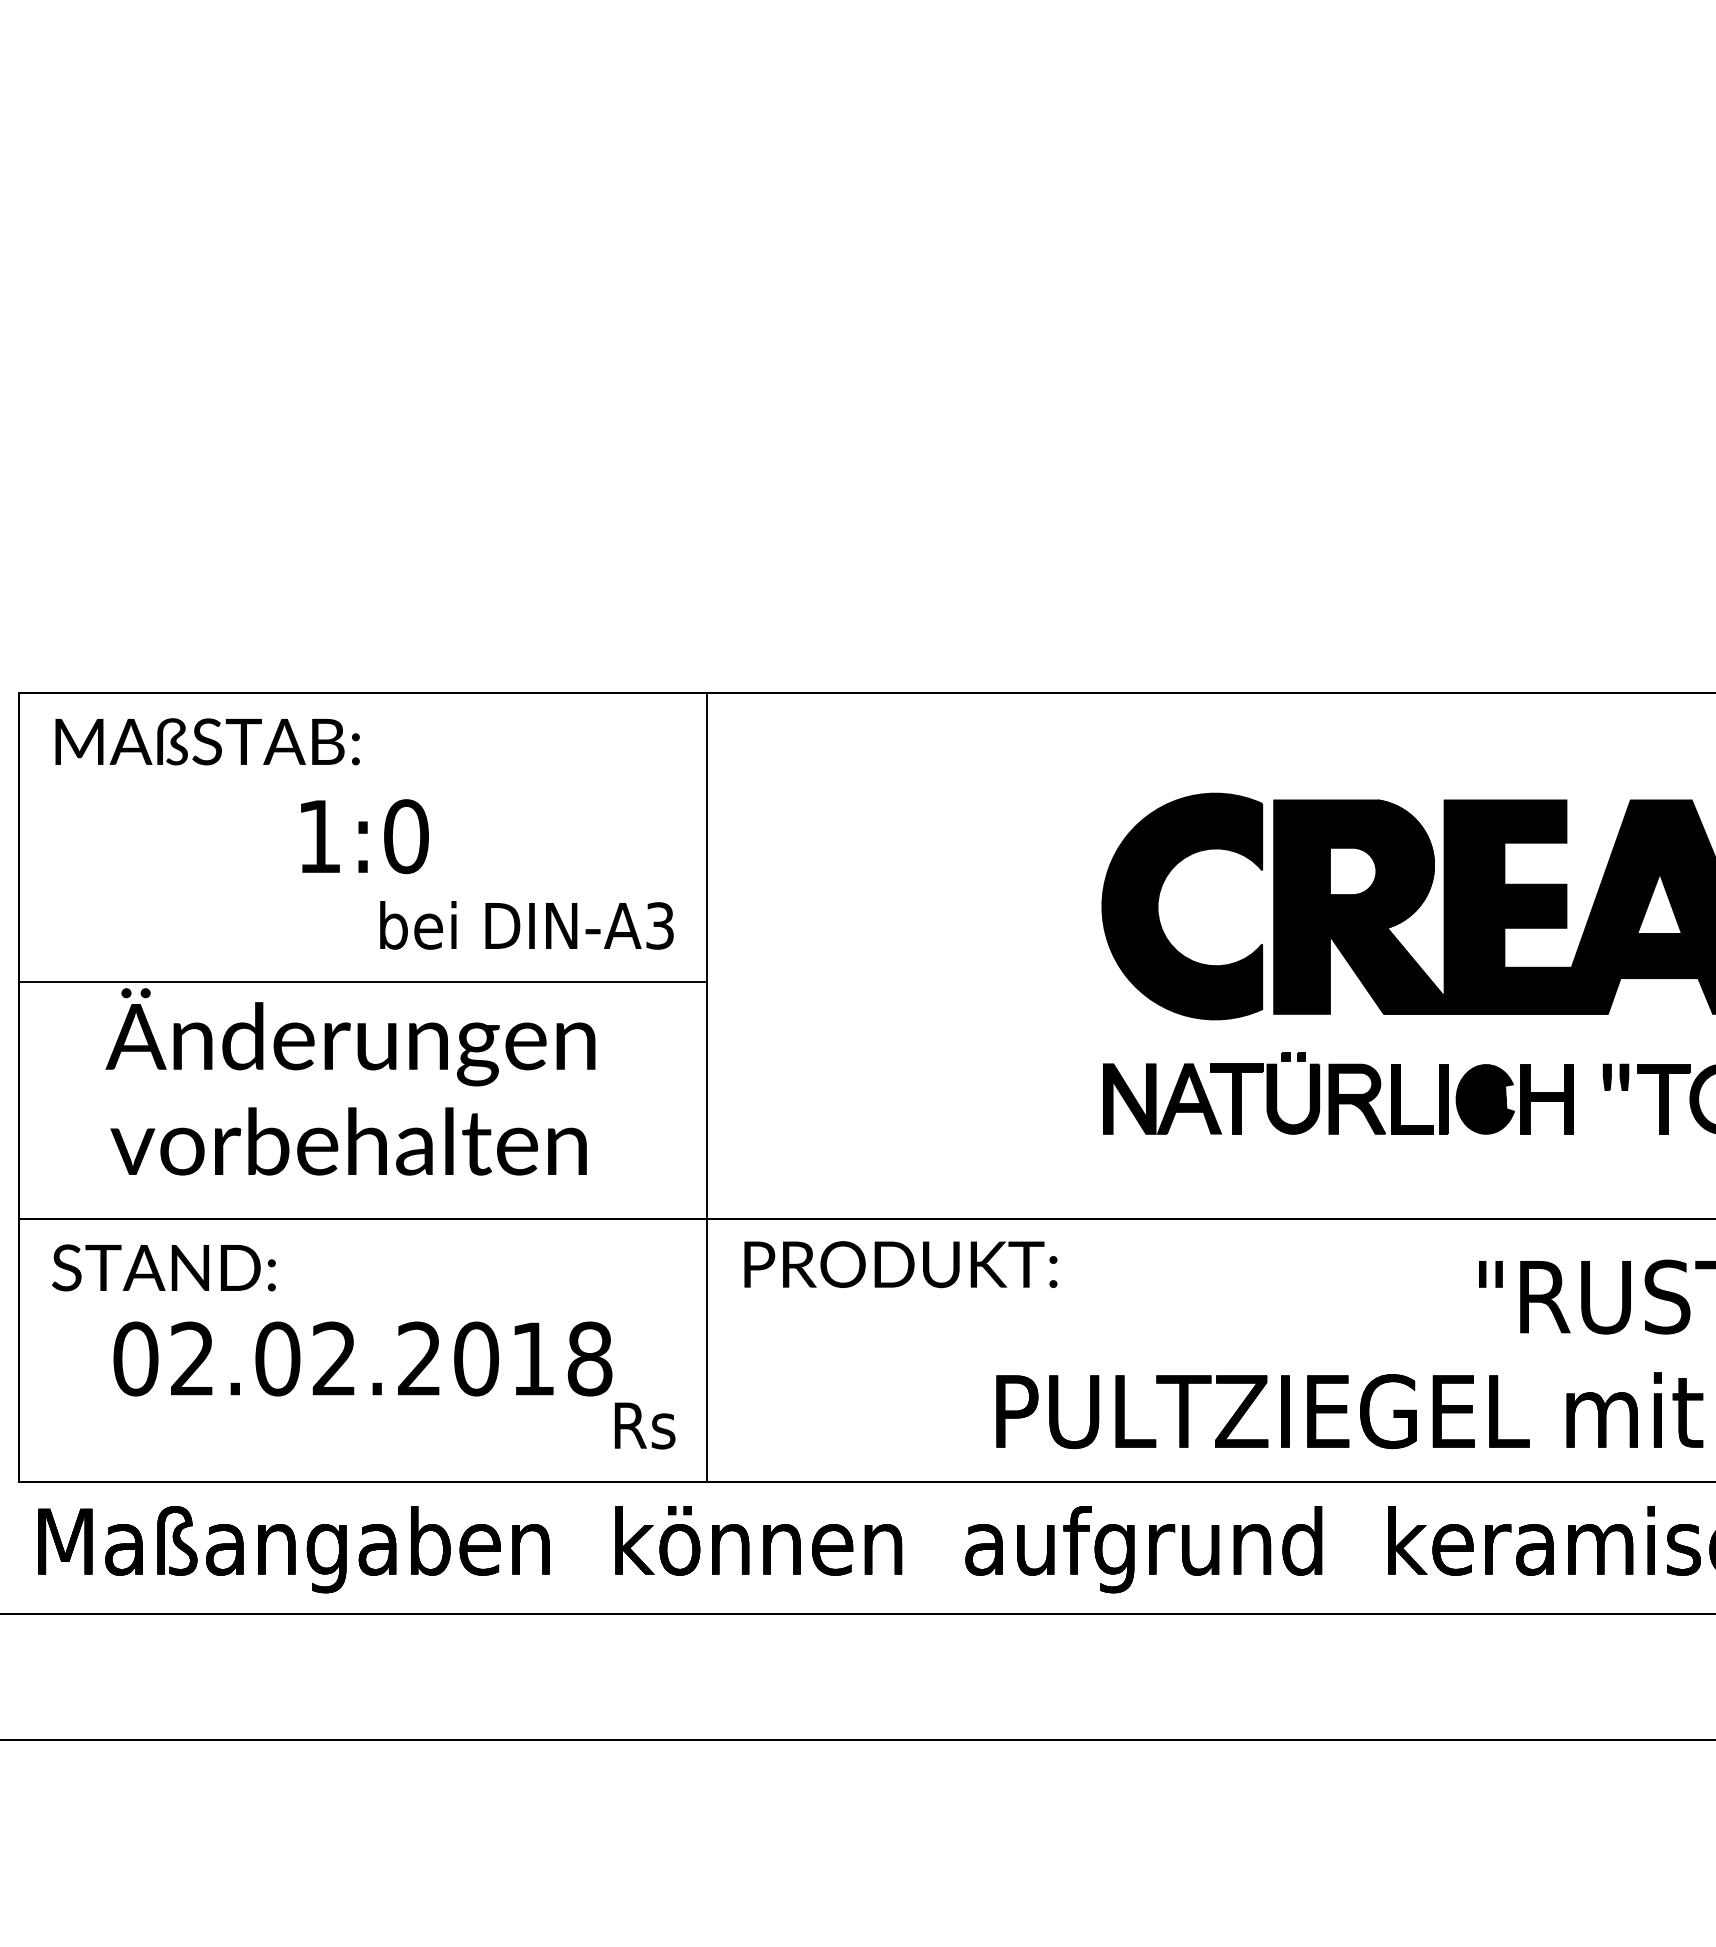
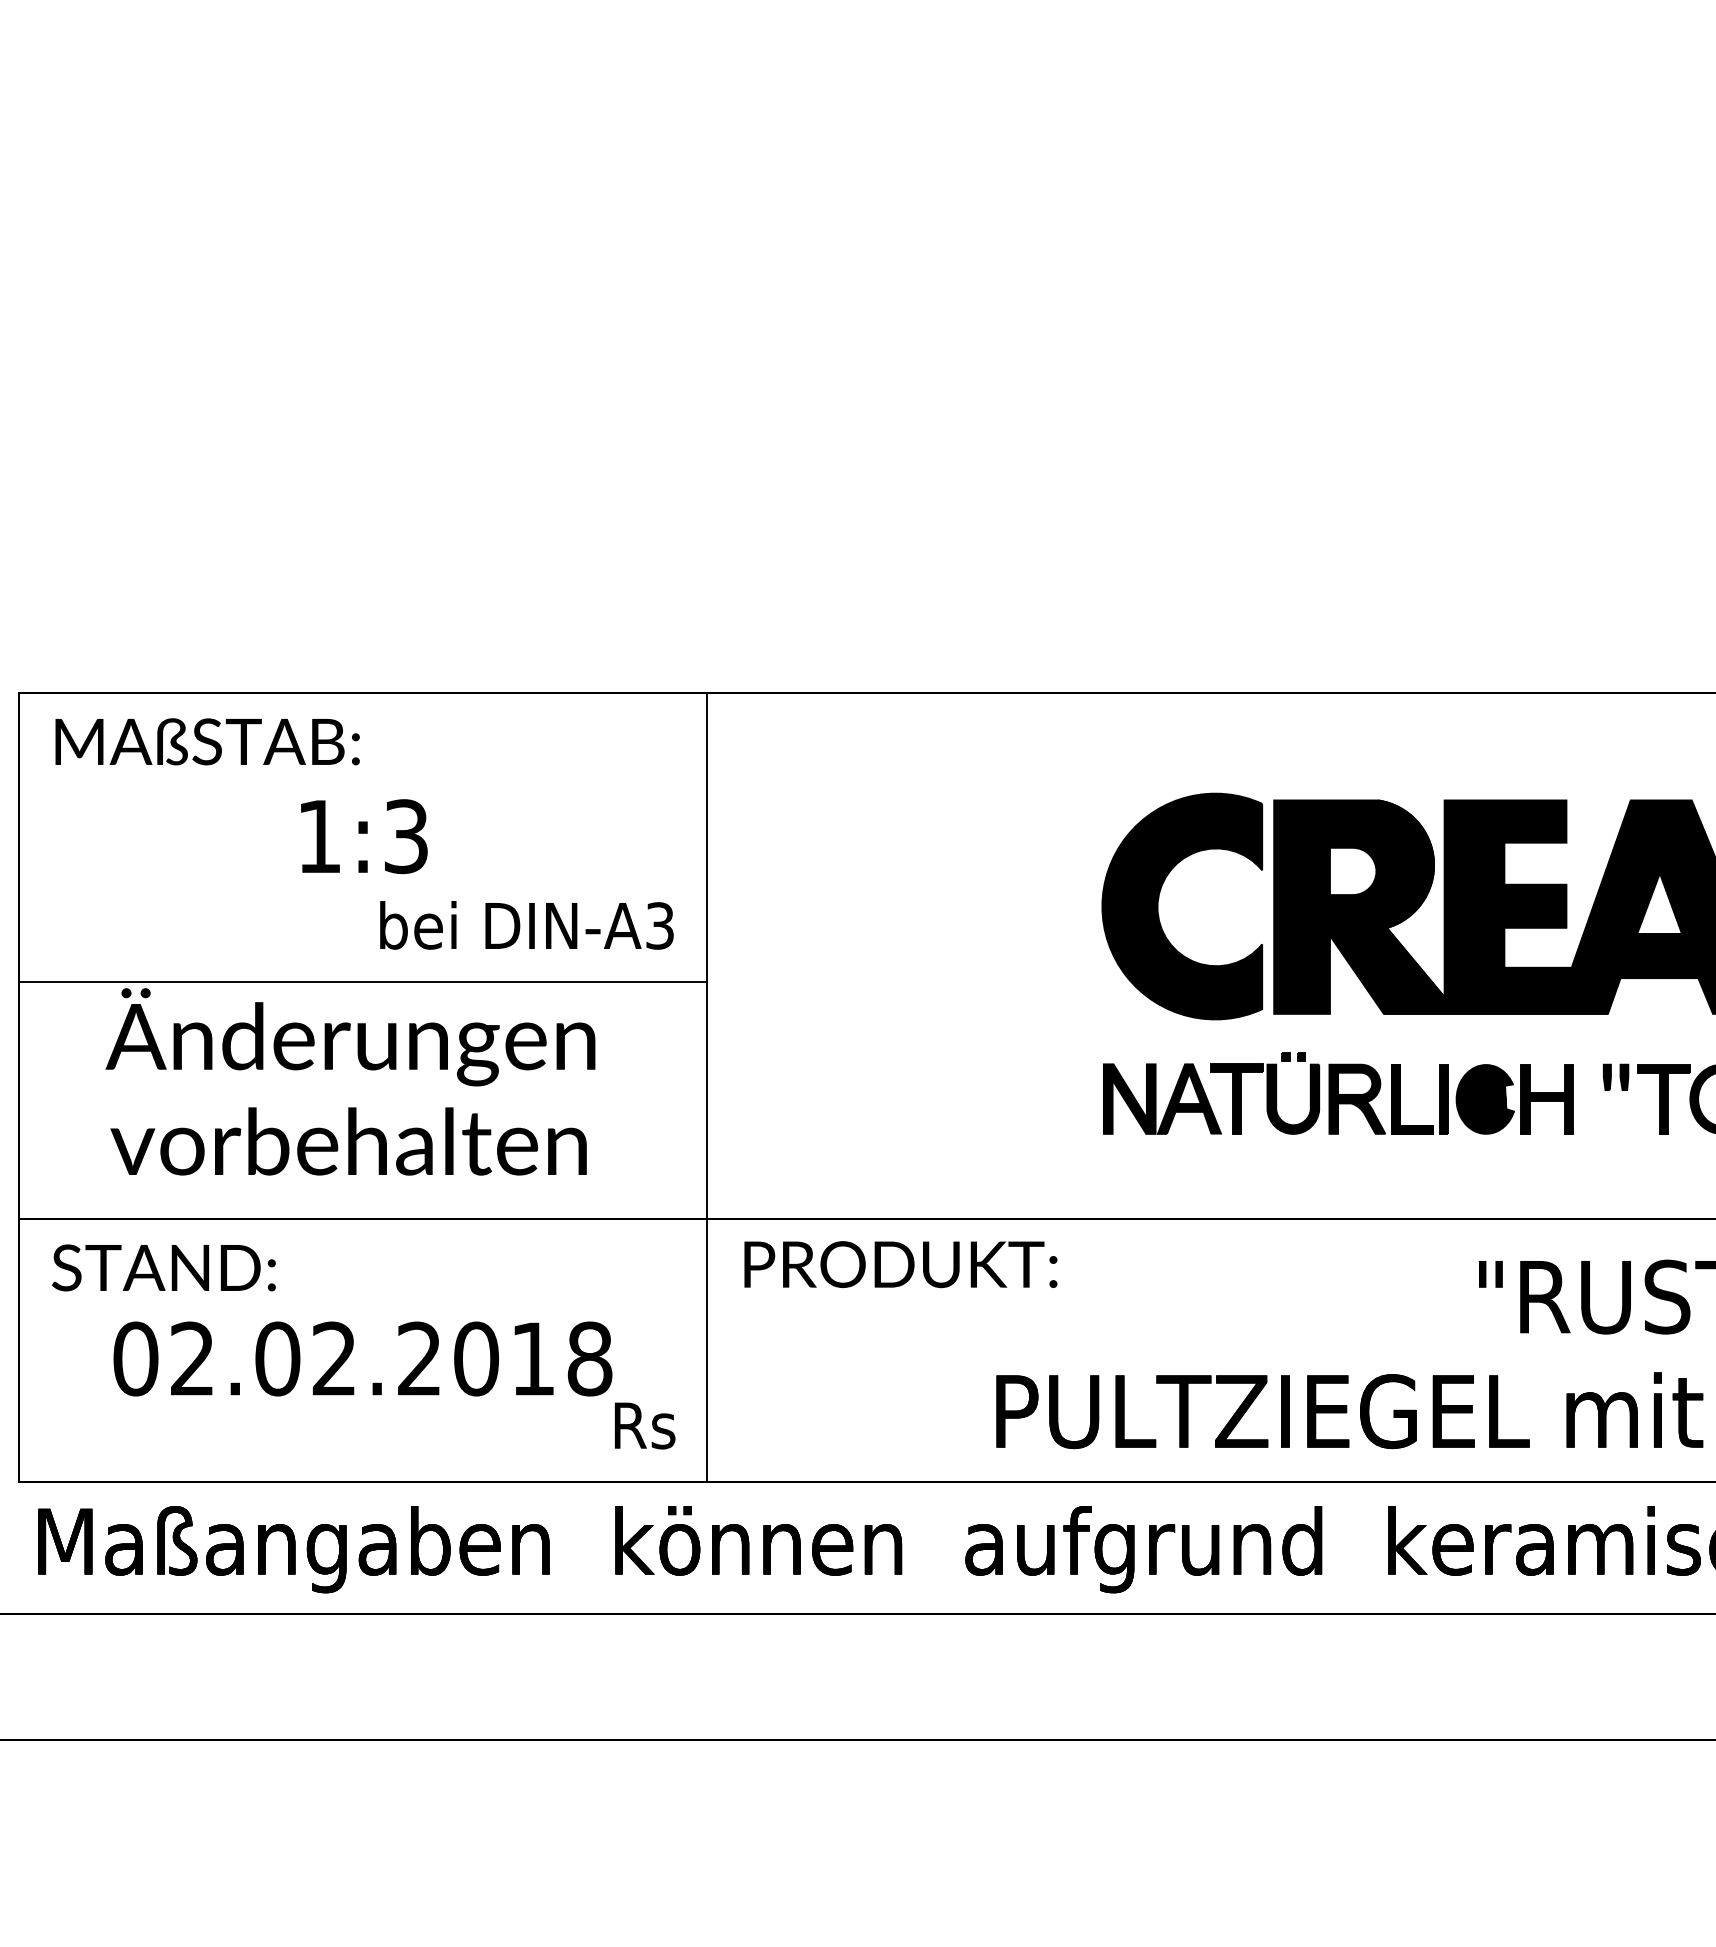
text: 1:0 -> 1:3 (406, 836)
